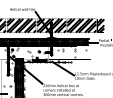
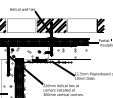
hatch: present -> none (21, 25)
hatch: present -> none (81, 25)
